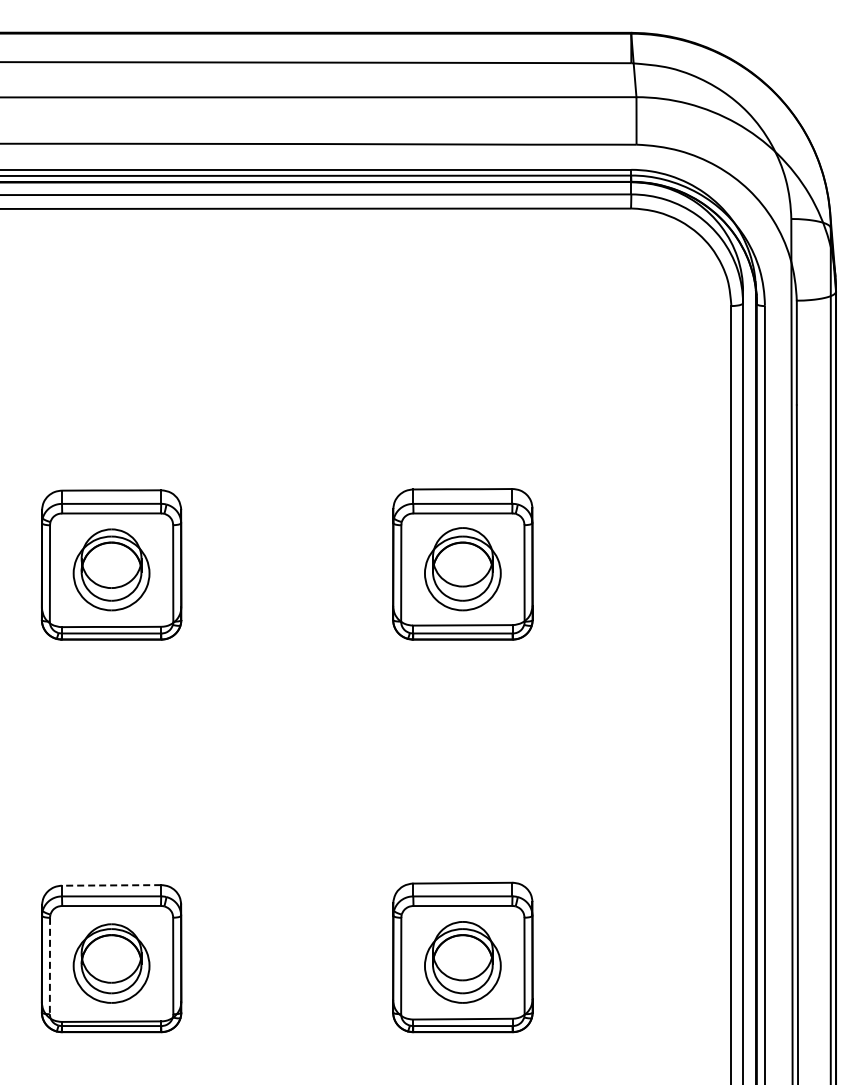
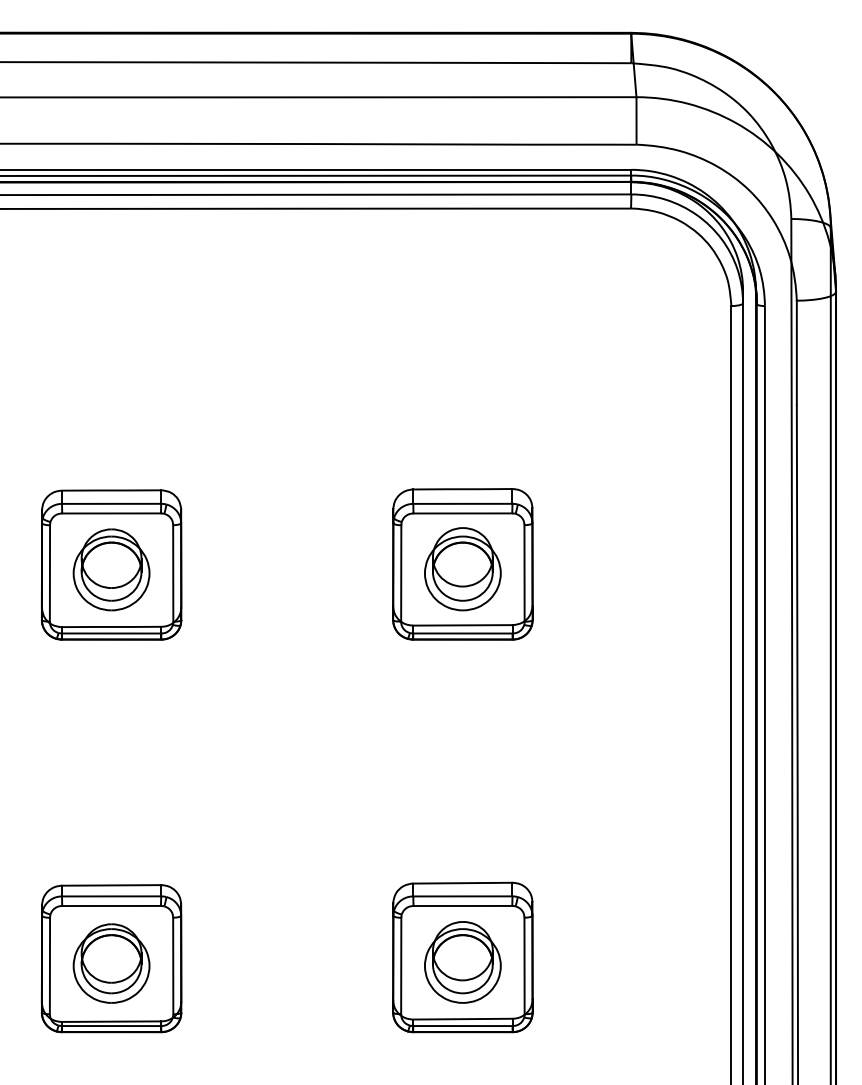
line: dashed -> solid (111, 885)
line: dashed -> solid (49, 966)
